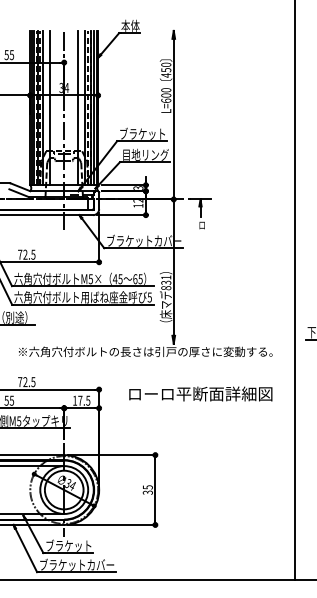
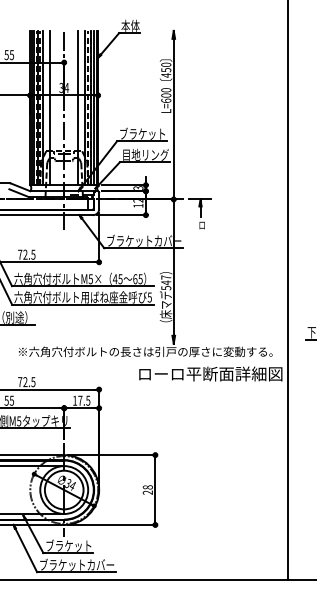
text: 831 -> 547 (166, 282)
line position: (294, 291) -> (287, 291) (287, 291)
text position: (200, 393) -> (210, 373) (210, 373)
text: 35 -> 28 (147, 489)
